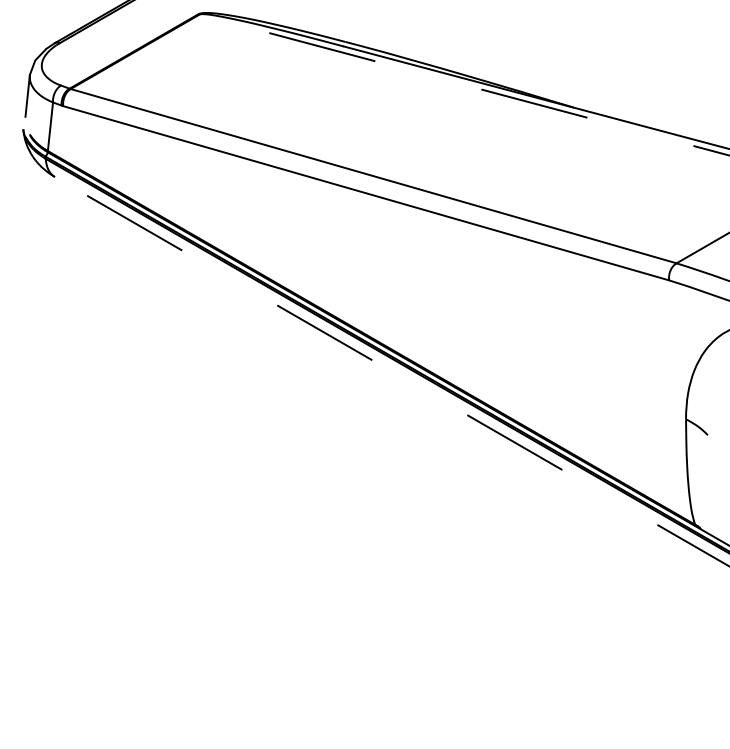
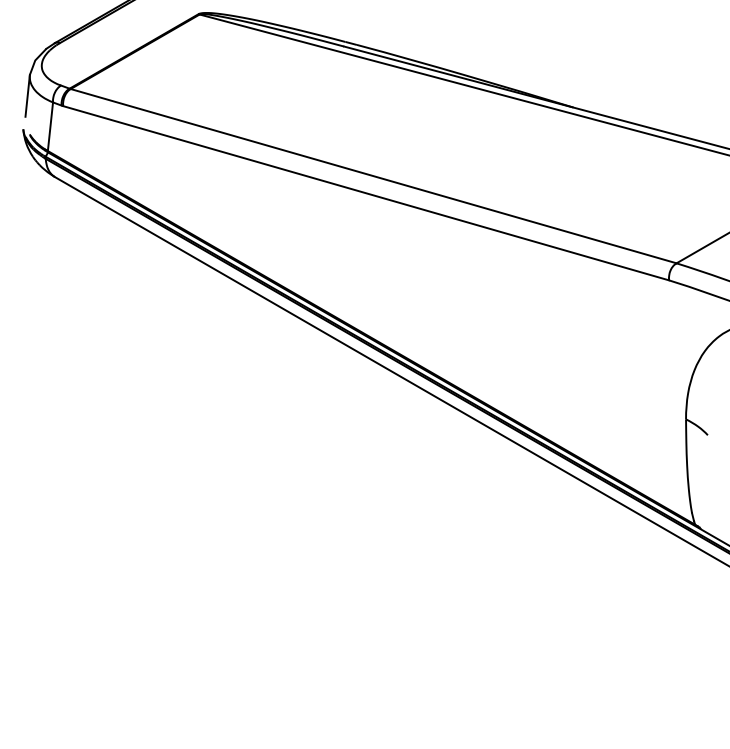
line: dashed -> solid (464, 84)
line: dashed -> solid (391, 371)
